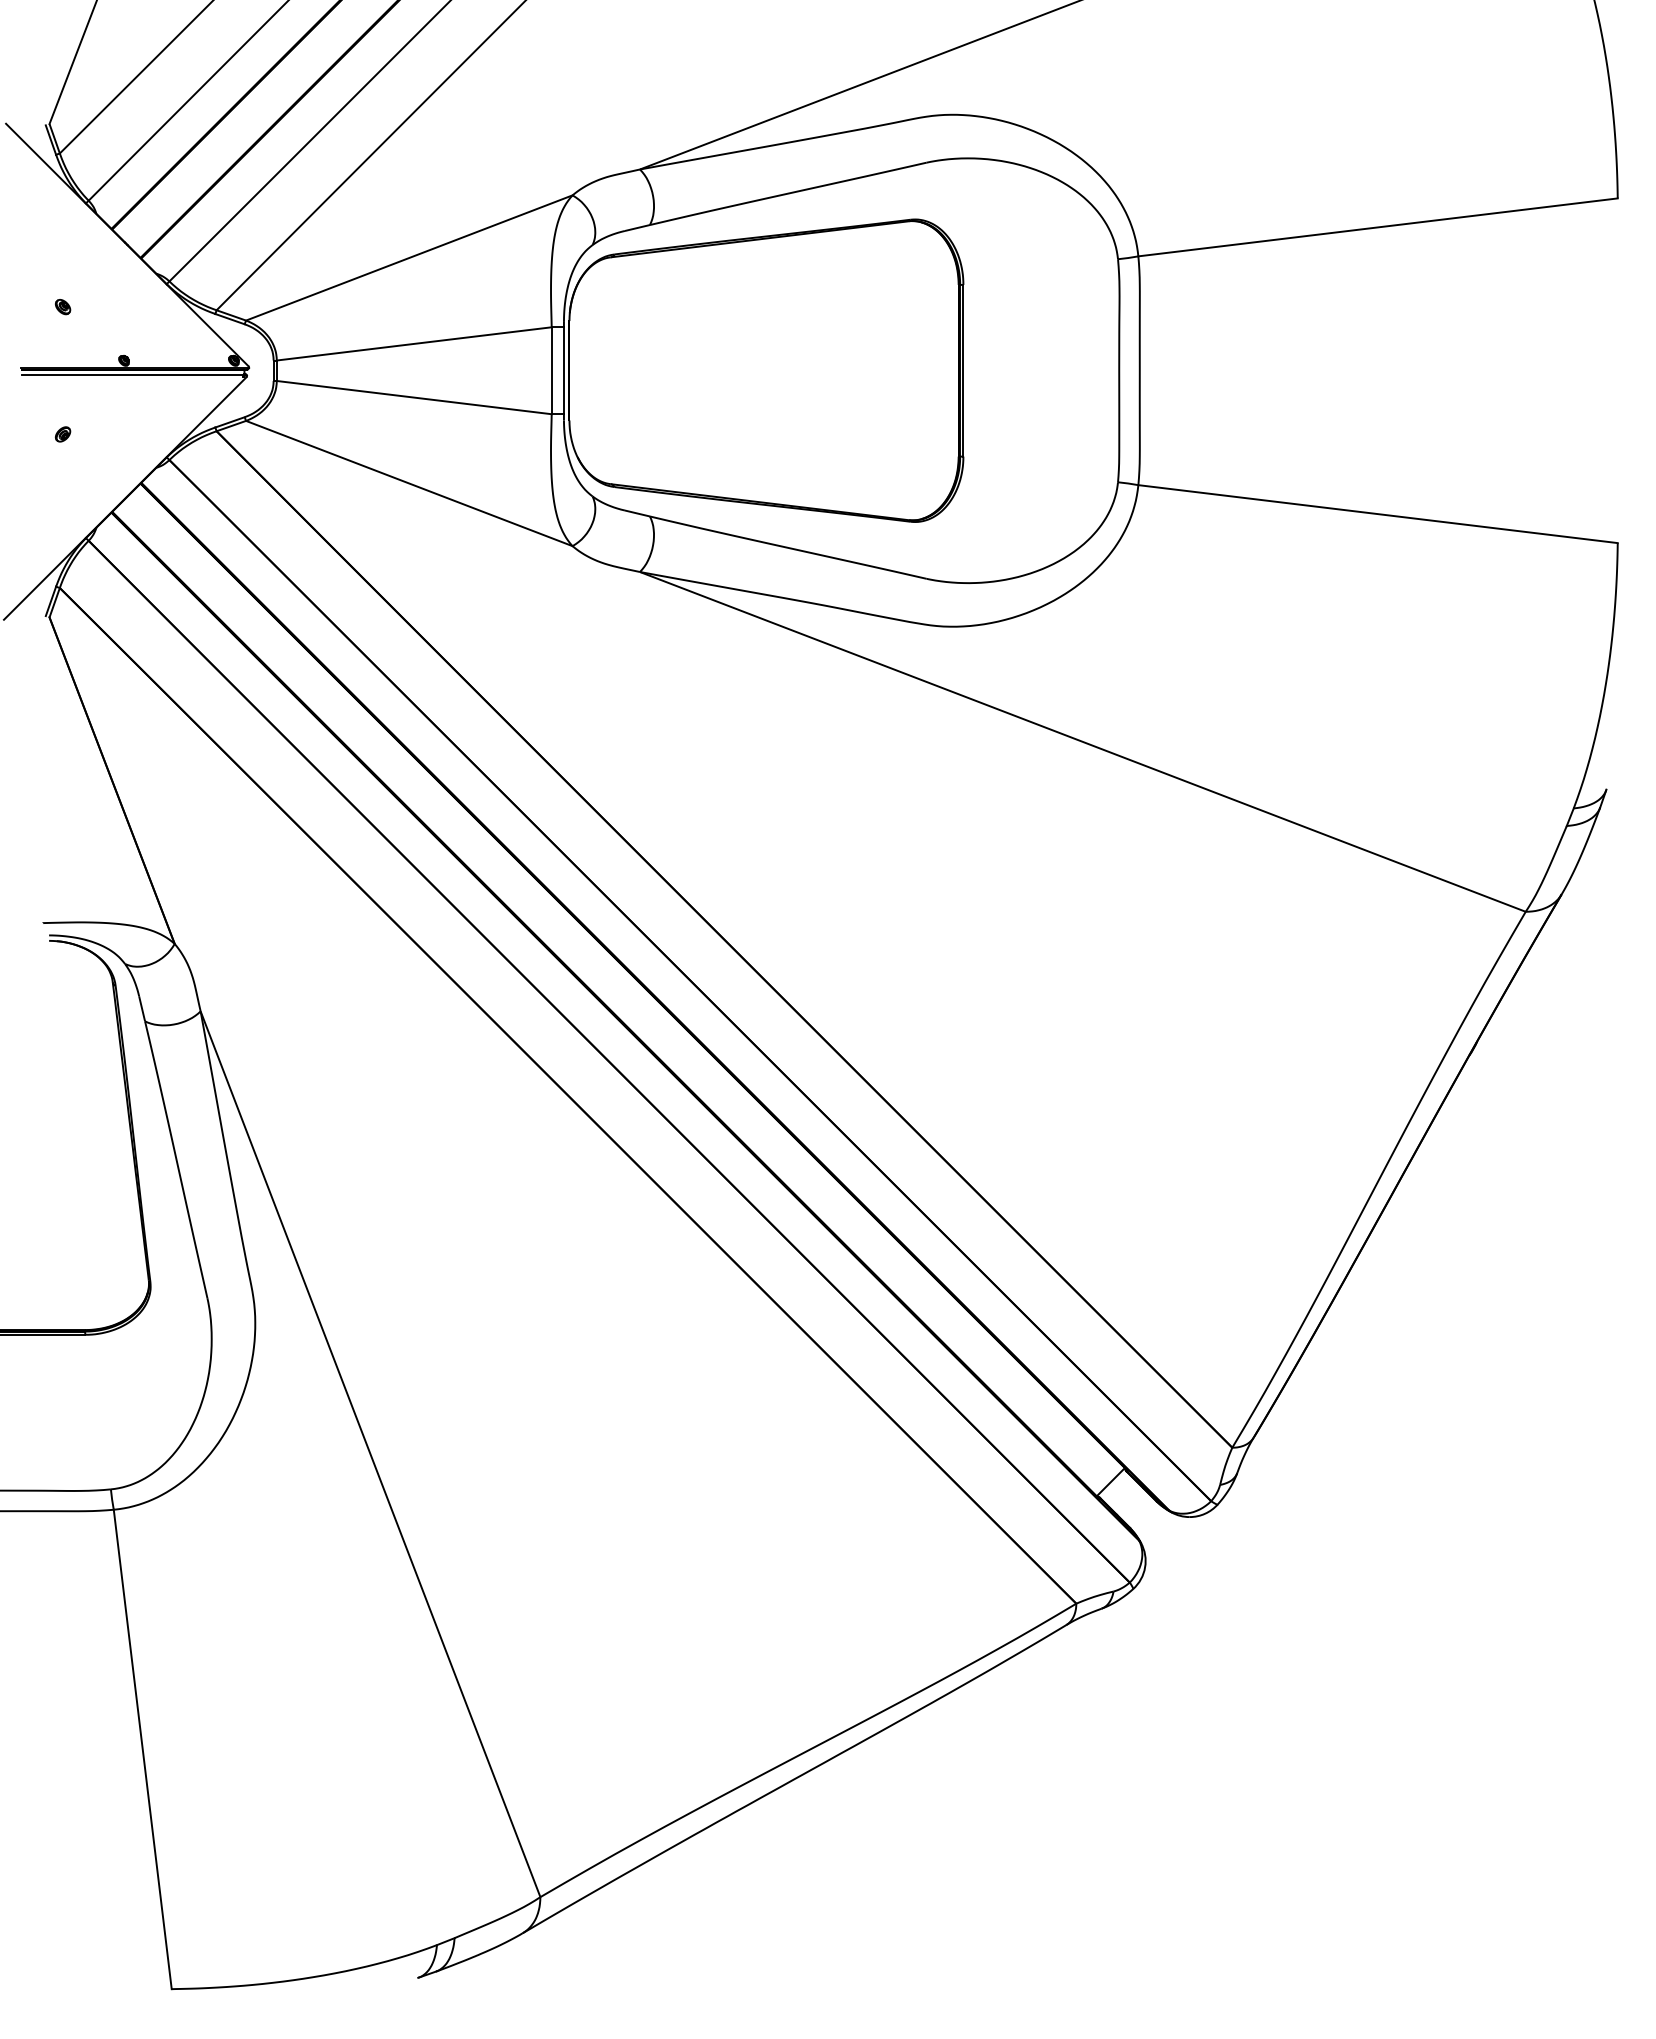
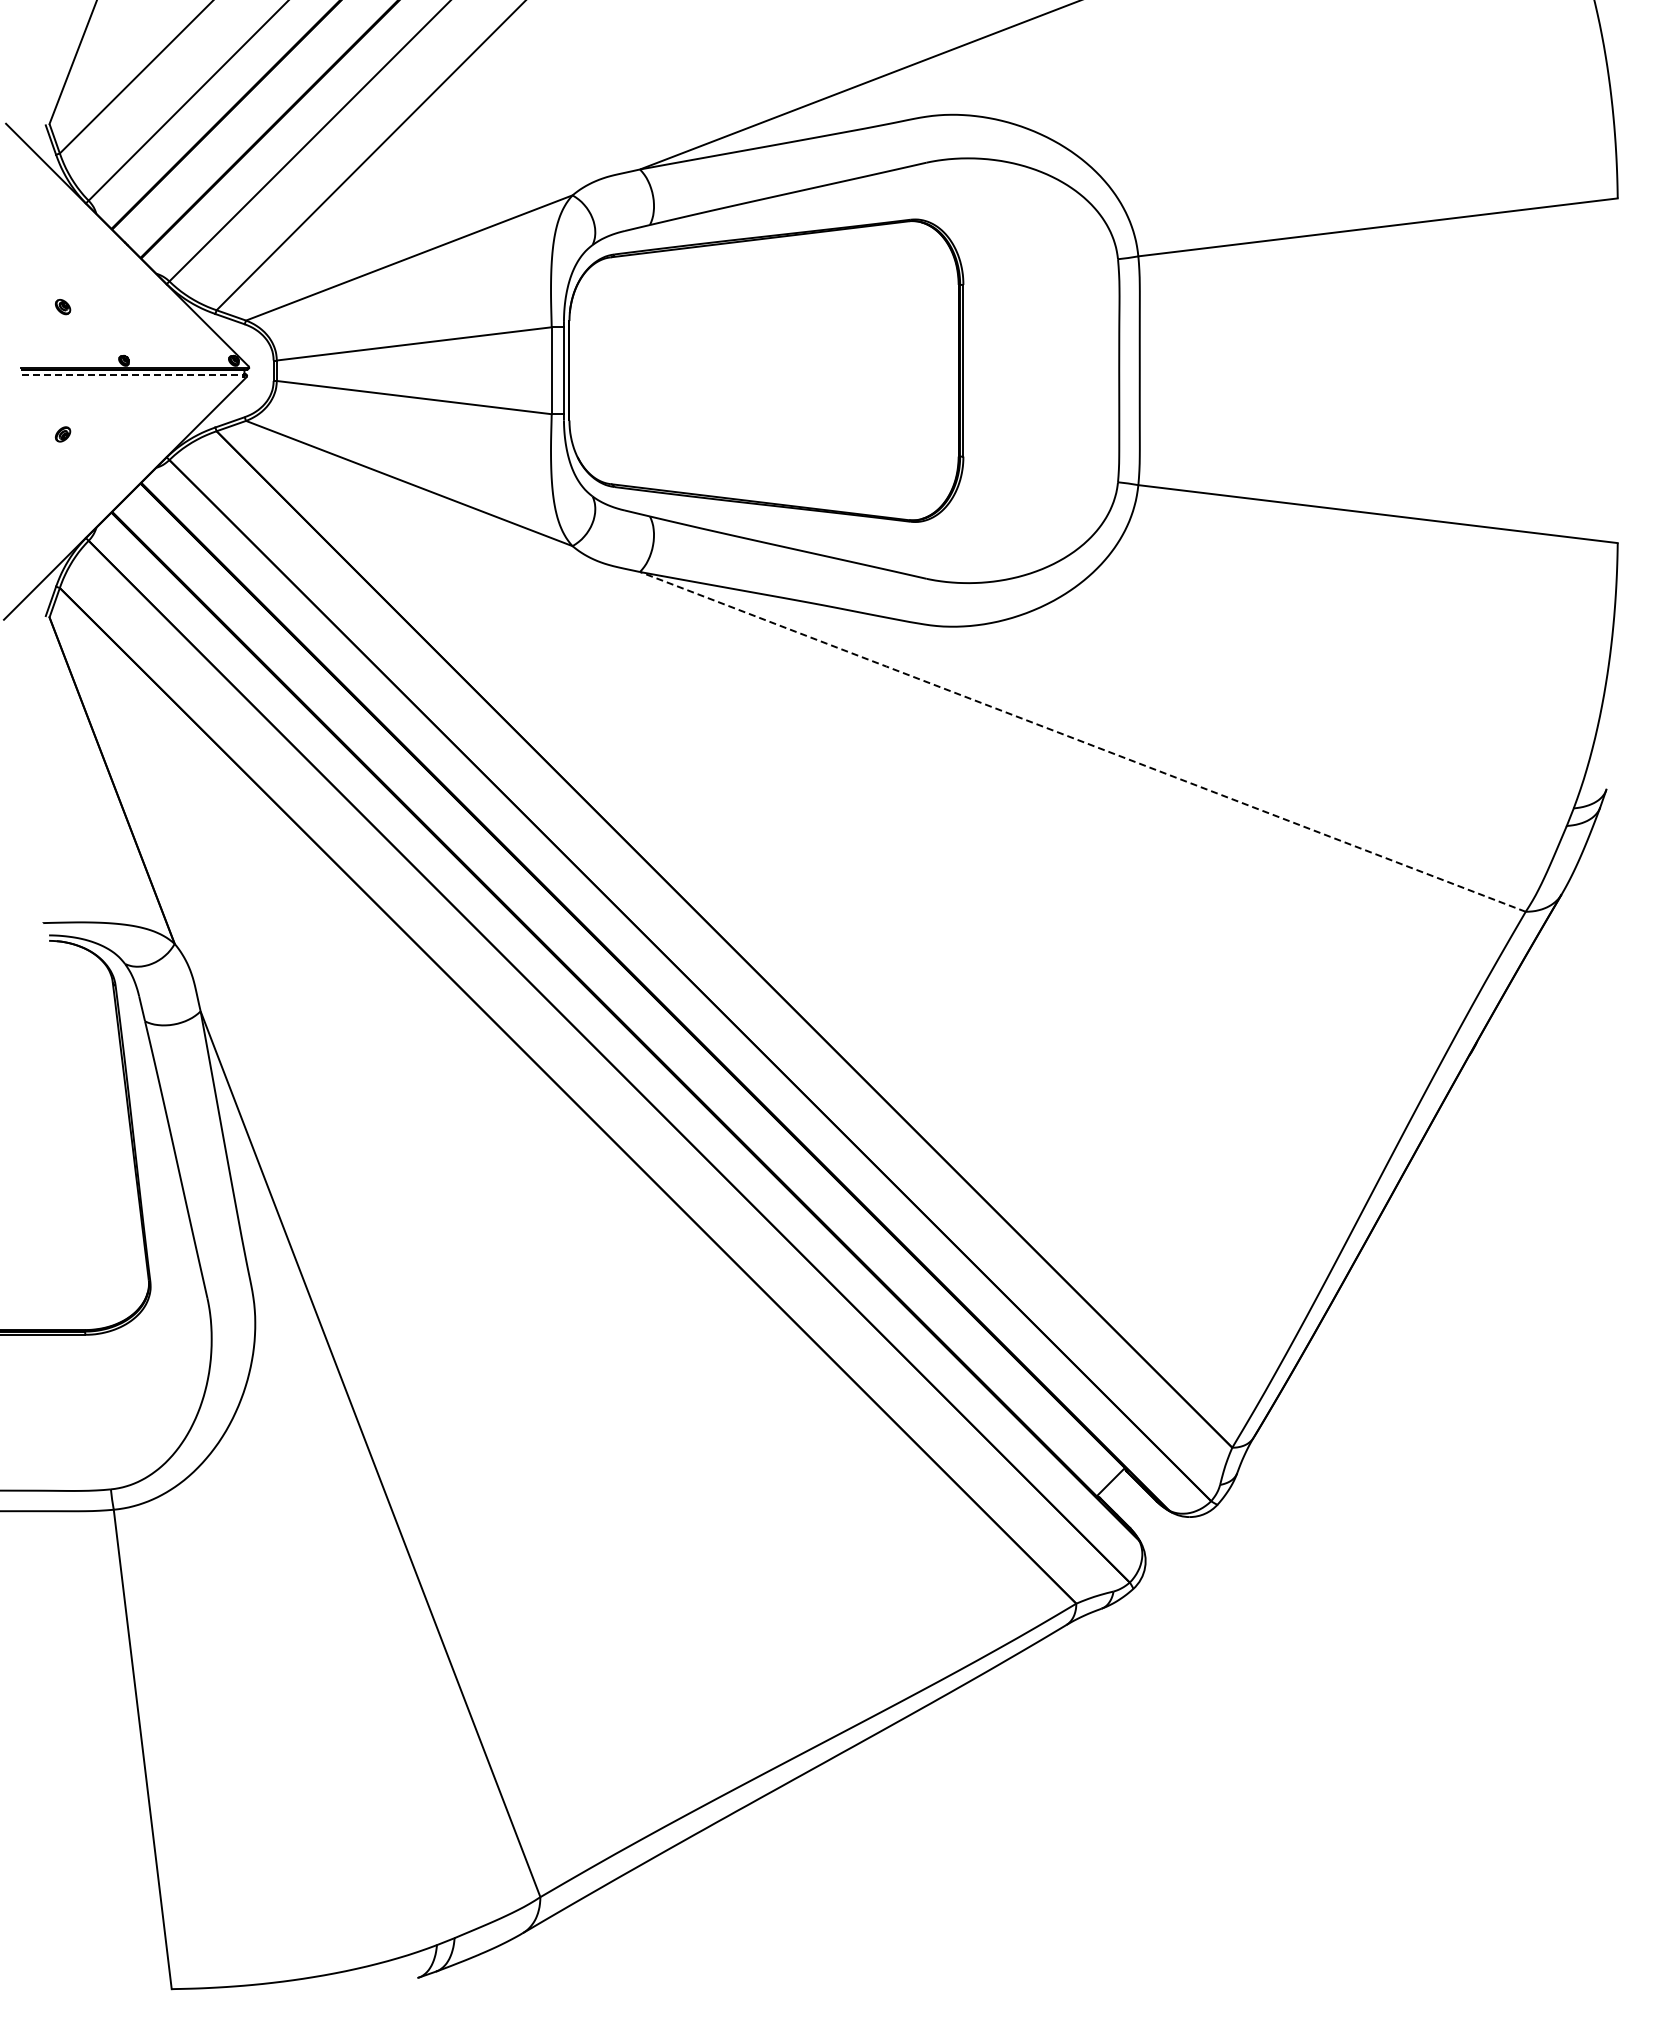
line: solid -> dashed (133, 375)
line: solid -> dashed (1082, 741)
